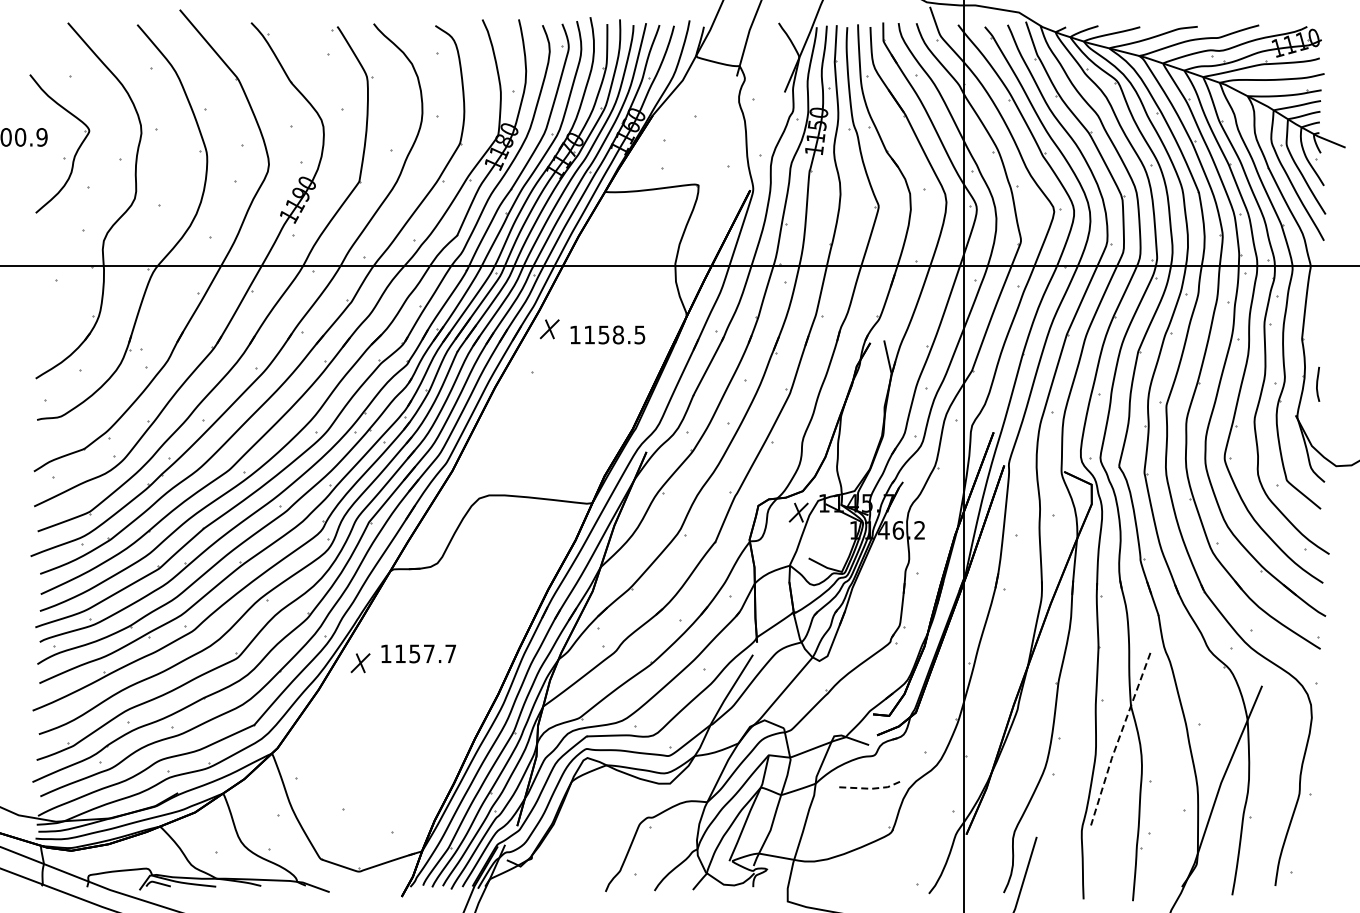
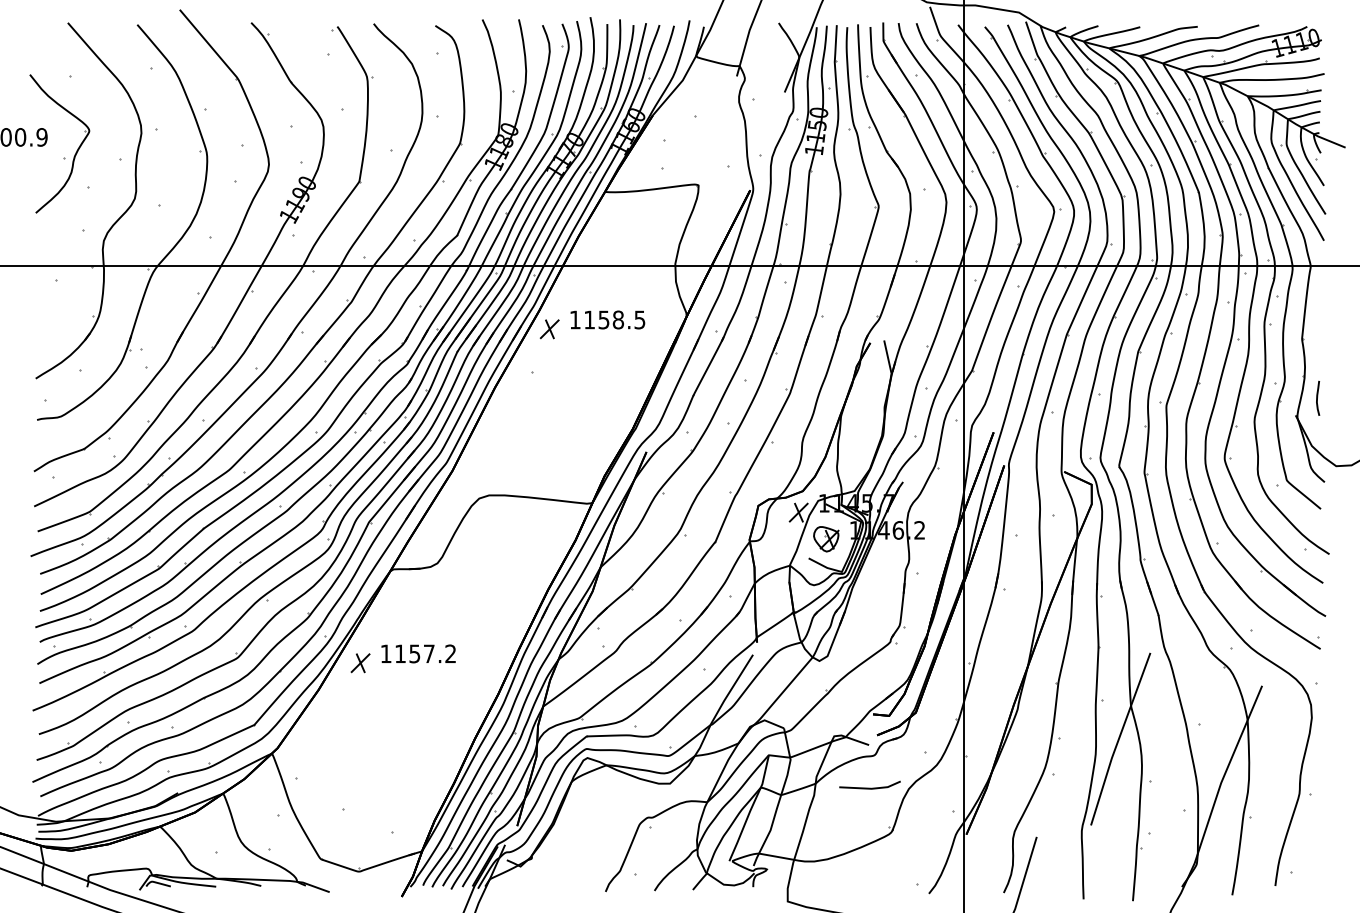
text position: (607, 334) -> (607, 319) (607, 319)
curve position: (1318, 382) -> (1318, 396) (1318, 396)
part: none -> present (826, 539)
text: 1157.7 -> 1157.2 (450, 653)
line: dashed -> solid (1118, 739)
line: dashed -> solid (871, 788)
